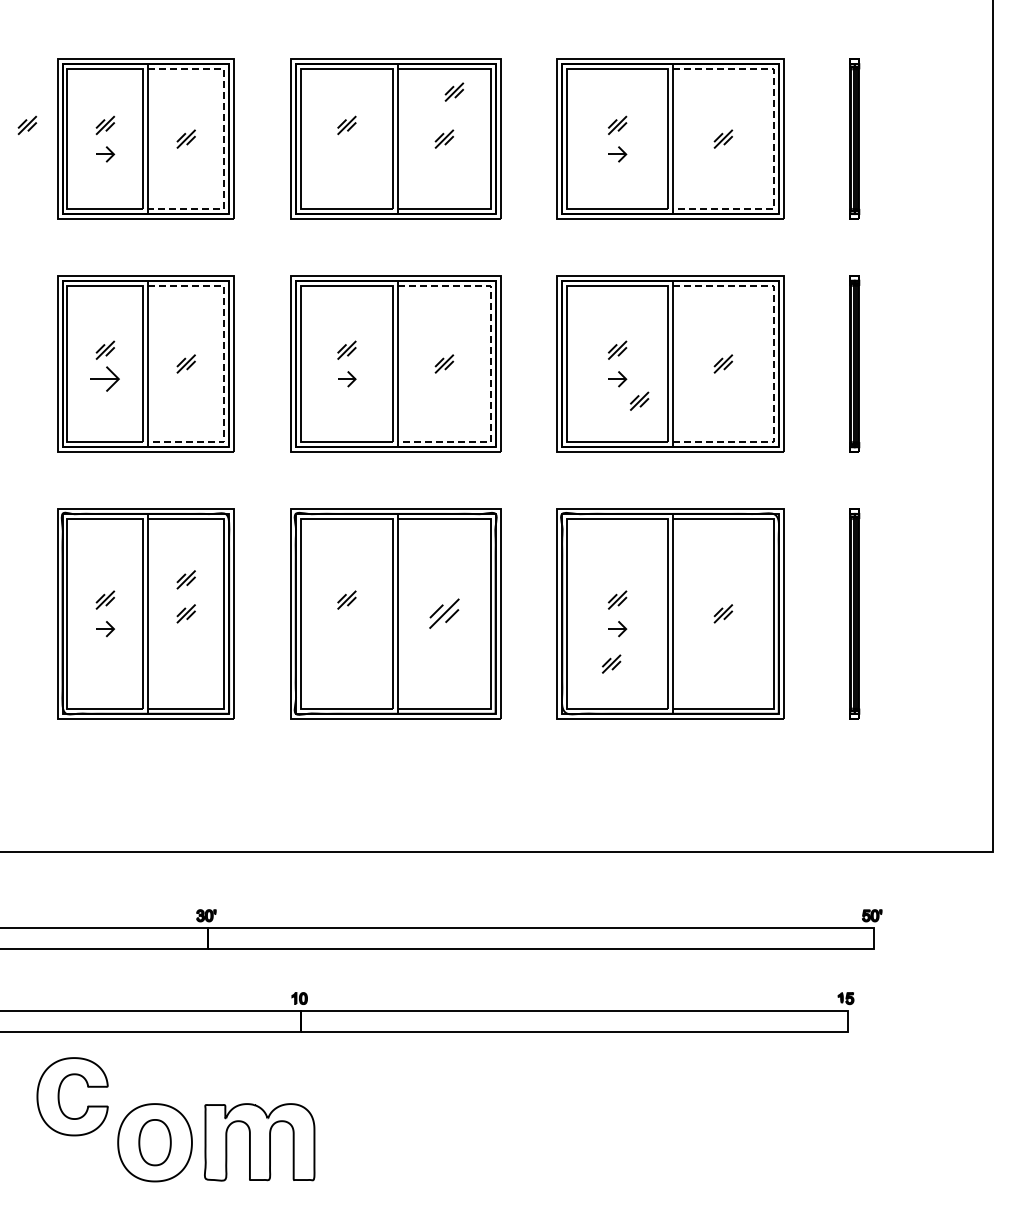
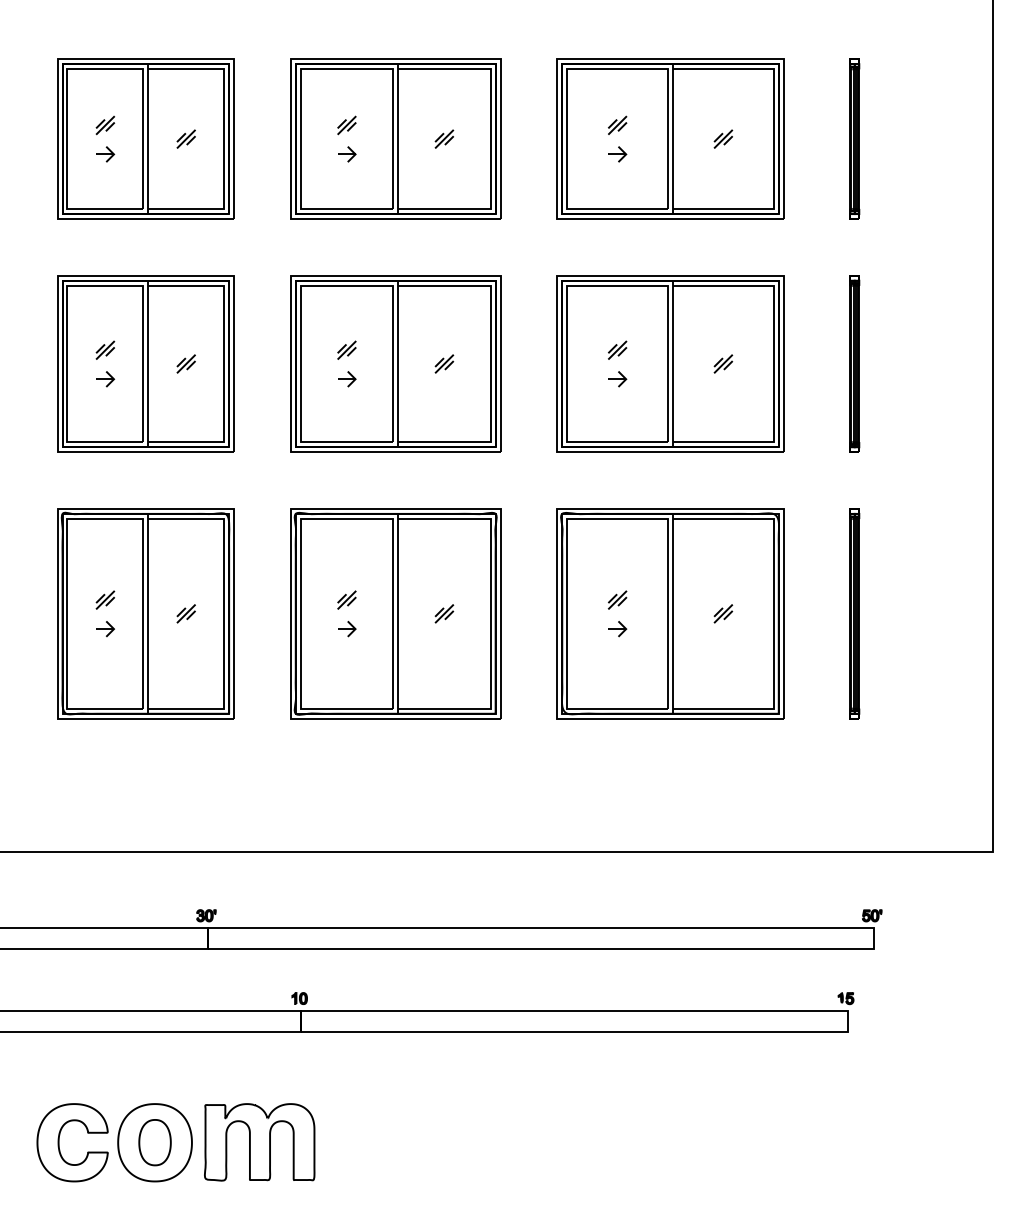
part: present -> none (454, 91)
part: present -> none (27, 125)
line: dashed -> solid (224, 139)
line: dashed -> solid (773, 139)
part: none -> present (347, 154)
line: dashed -> solid (224, 364)
line: dashed -> solid (490, 364)
line: dashed -> solid (773, 364)
part size: 30x26 px -> 20x17 px (105, 379)
part: present -> none (639, 400)
part: present -> none (185, 579)
part size: 31x31 px -> 21x20 px (444, 613)
part: none -> present (347, 629)
part: present -> none (611, 663)
part position: (59, 1096) -> (59, 1142) (59, 1142)
